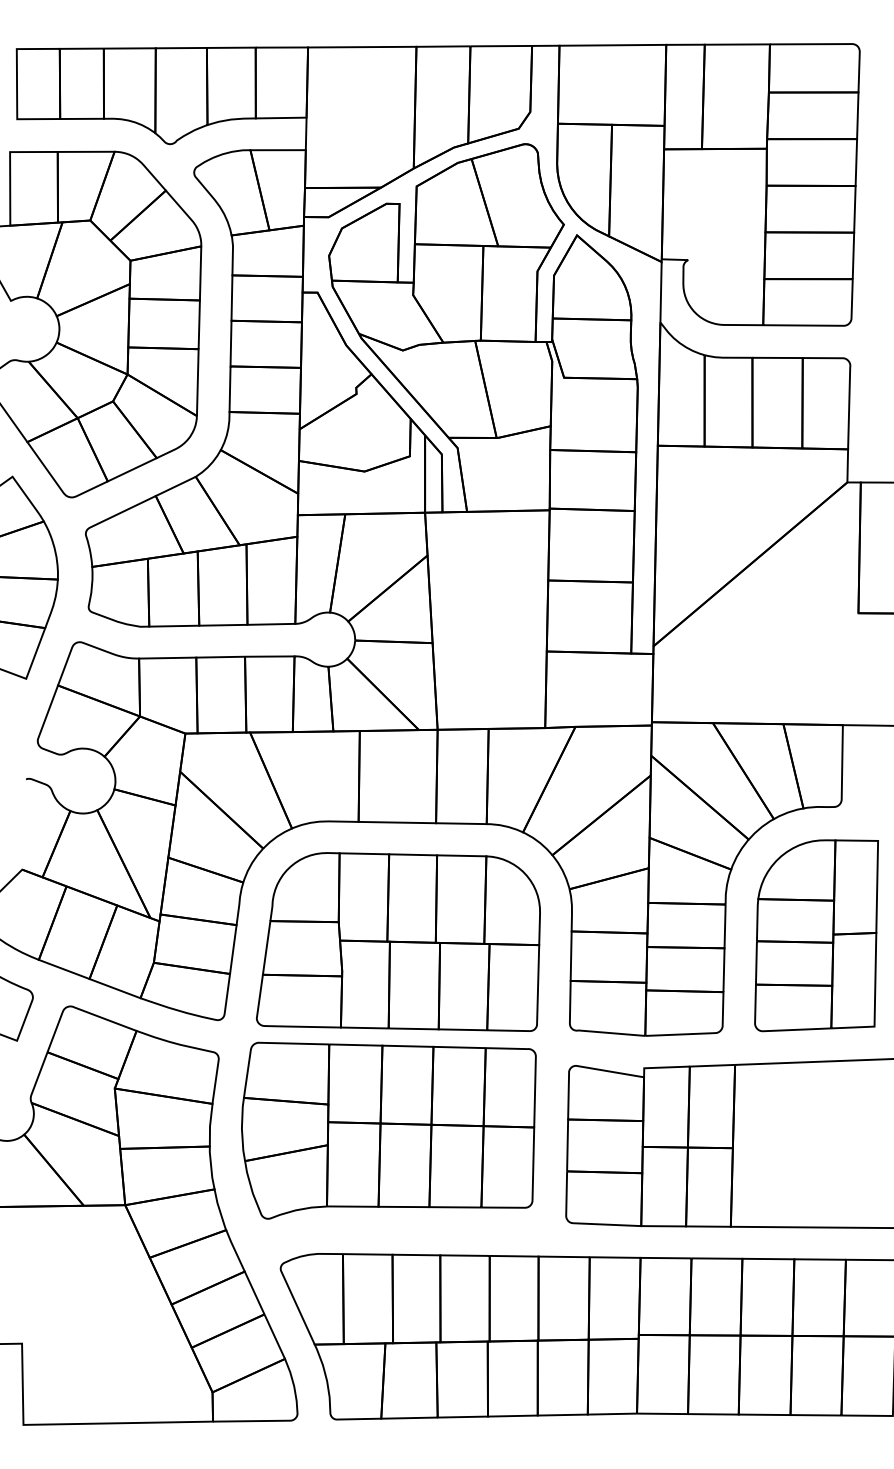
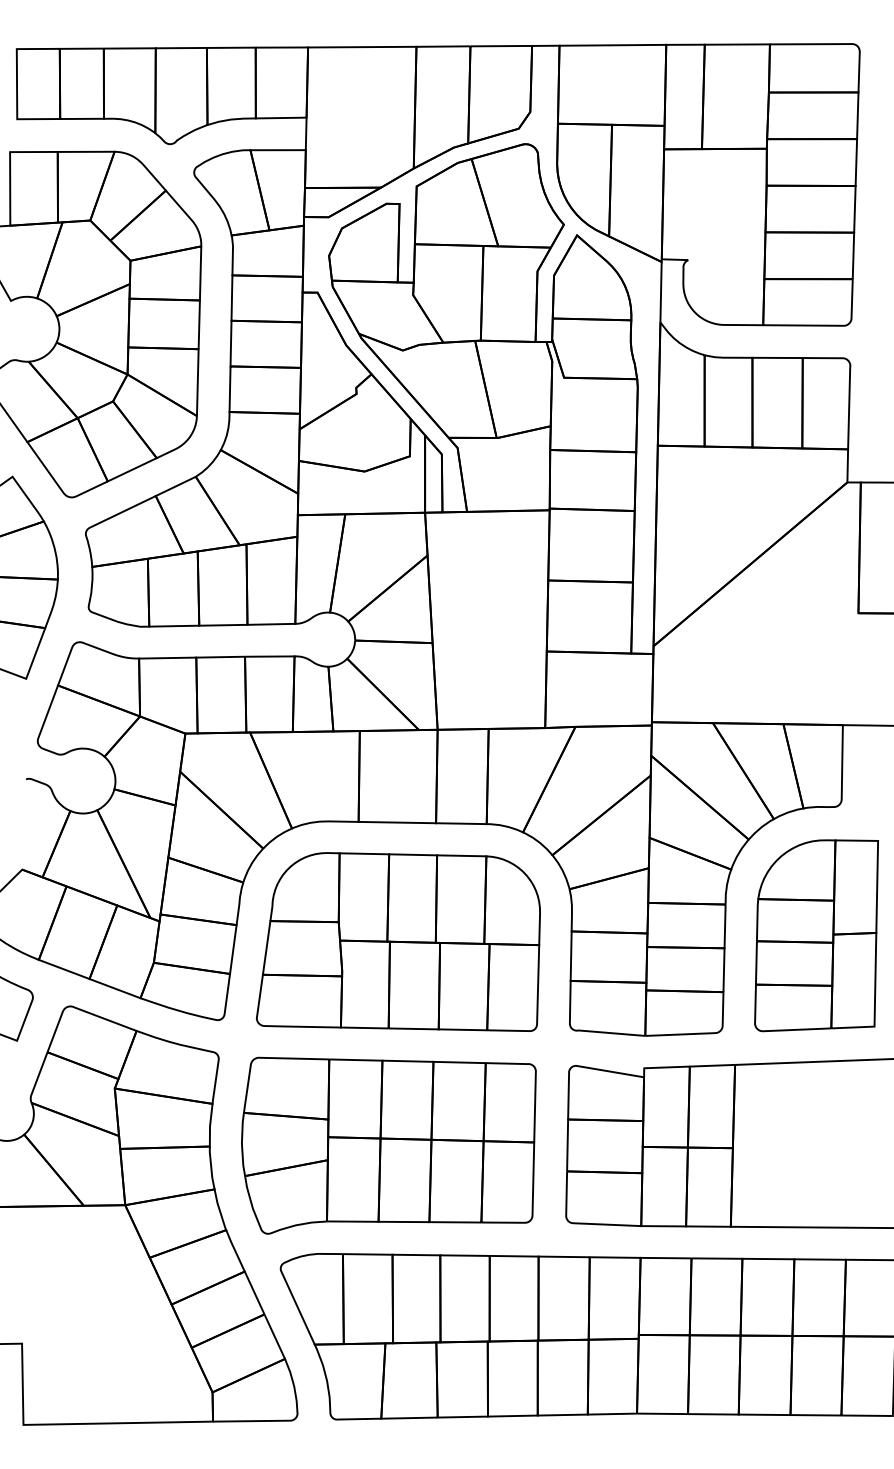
part position: (388, 1130) -> (388, 1145) (388, 1145)
